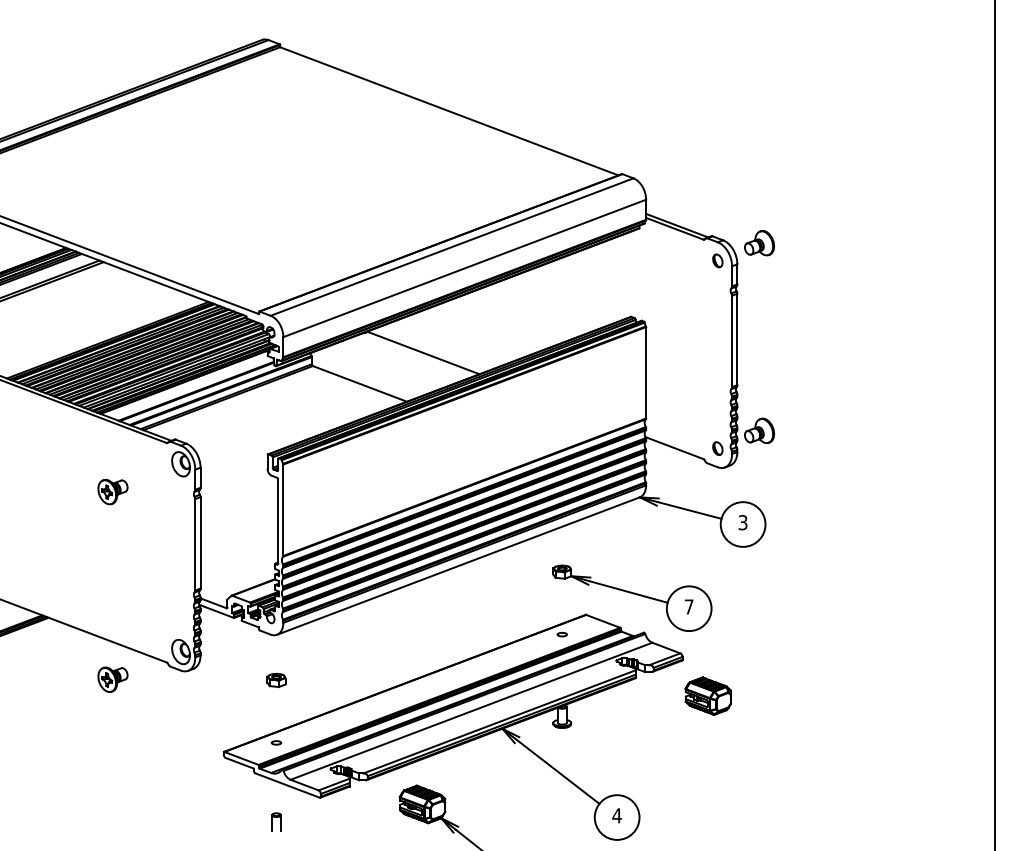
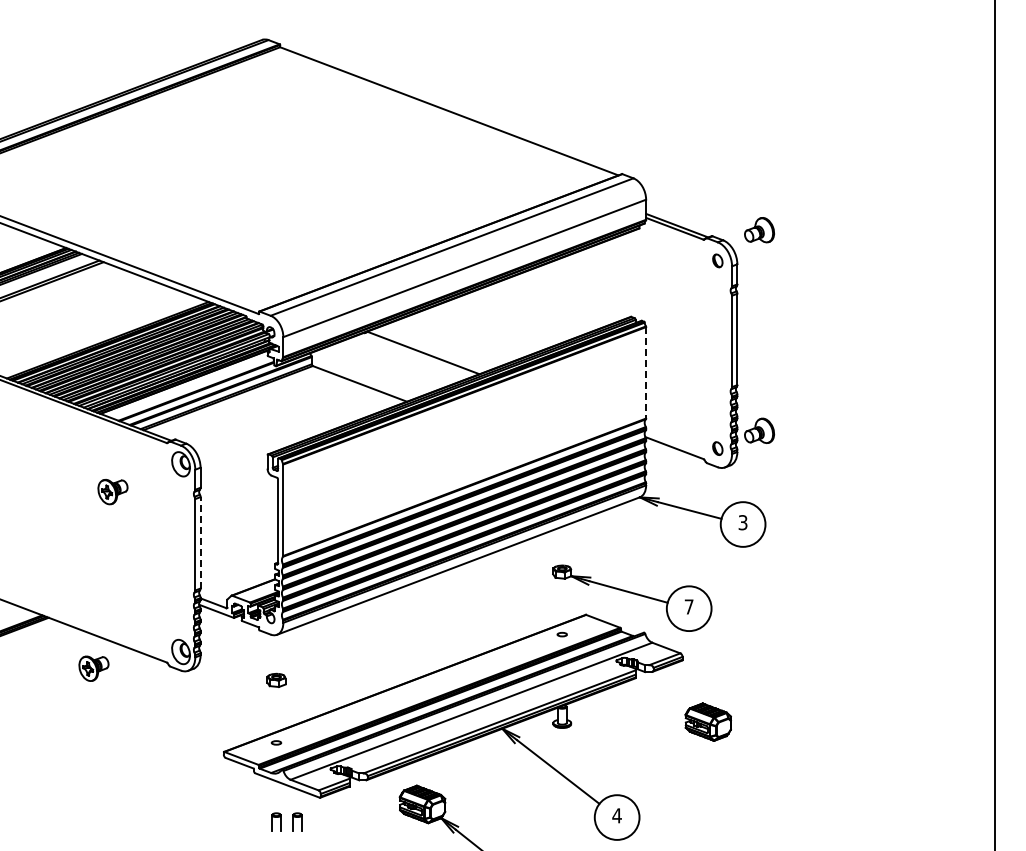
part position: (759, 243) -> (759, 230) (759, 230)
line: solid -> dashed (646, 372)
line: solid -> dashed (200, 542)
part position: (112, 679) -> (93, 668) (93, 668)
part position: (707, 695) -> (707, 721) (707, 721)
part: none -> present (297, 821)
